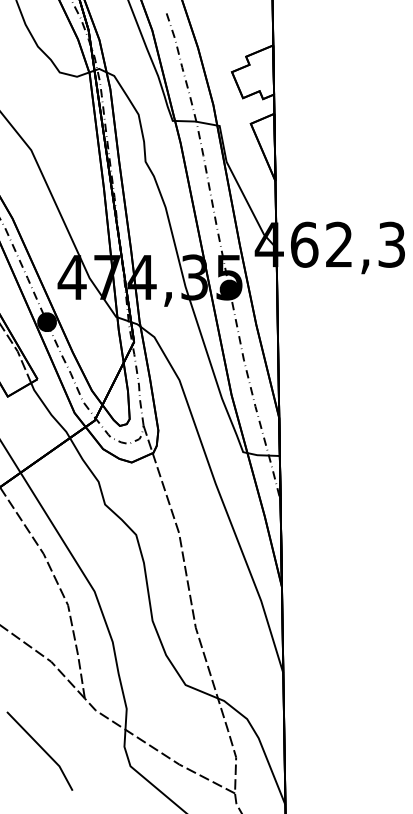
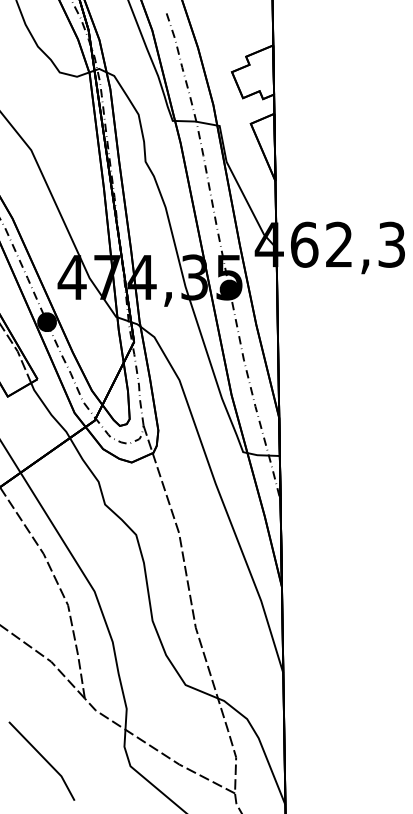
line position: (40, 748) -> (42, 758) (42, 758)
